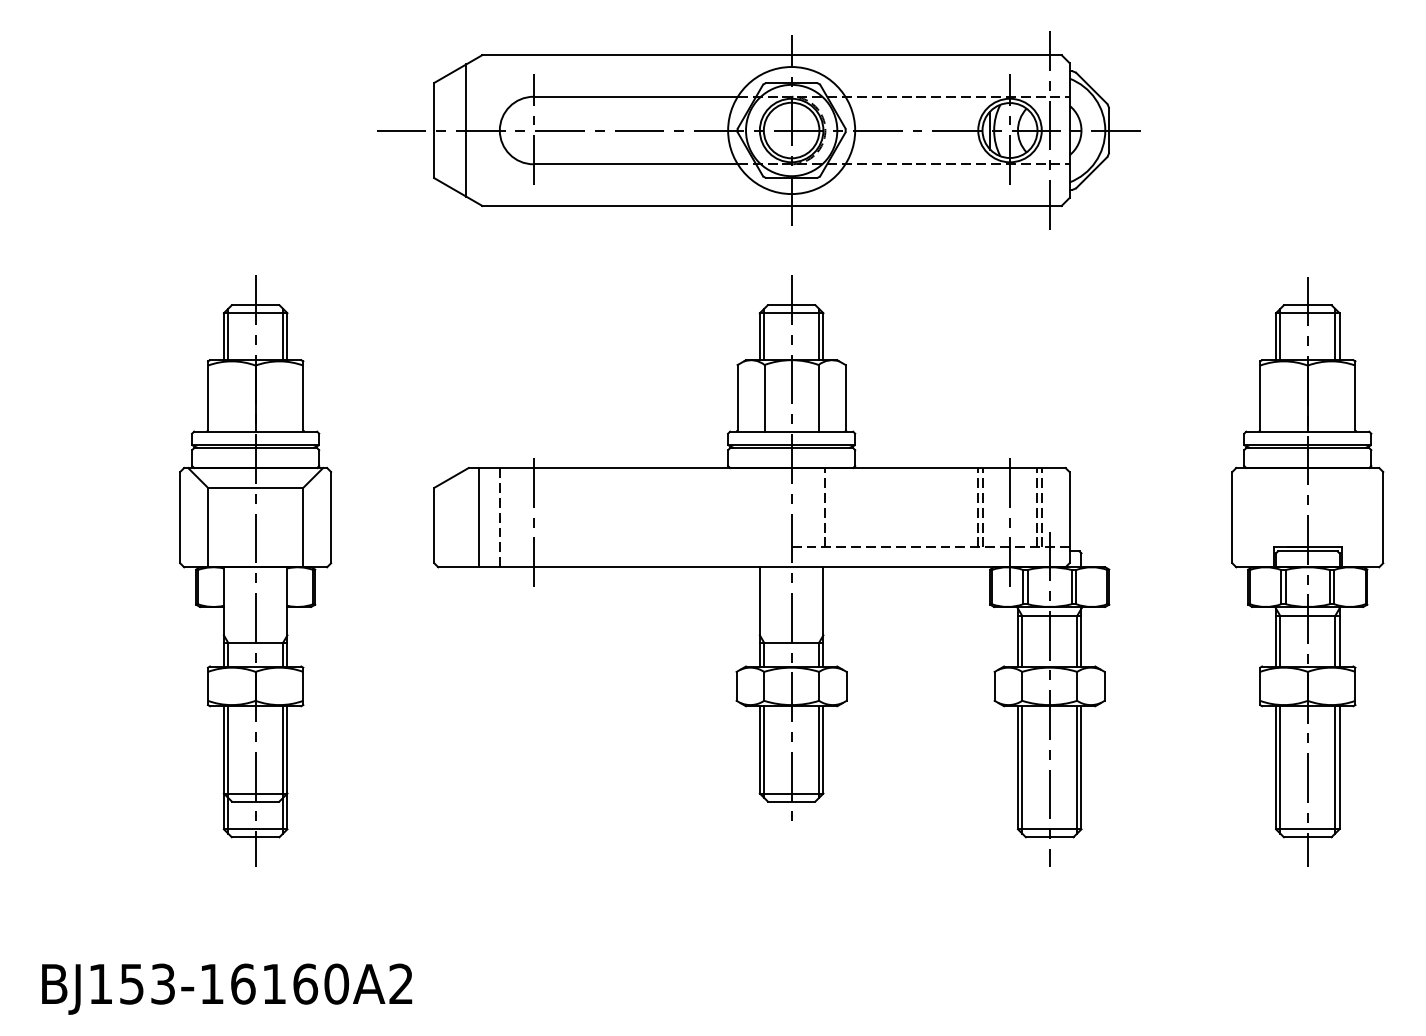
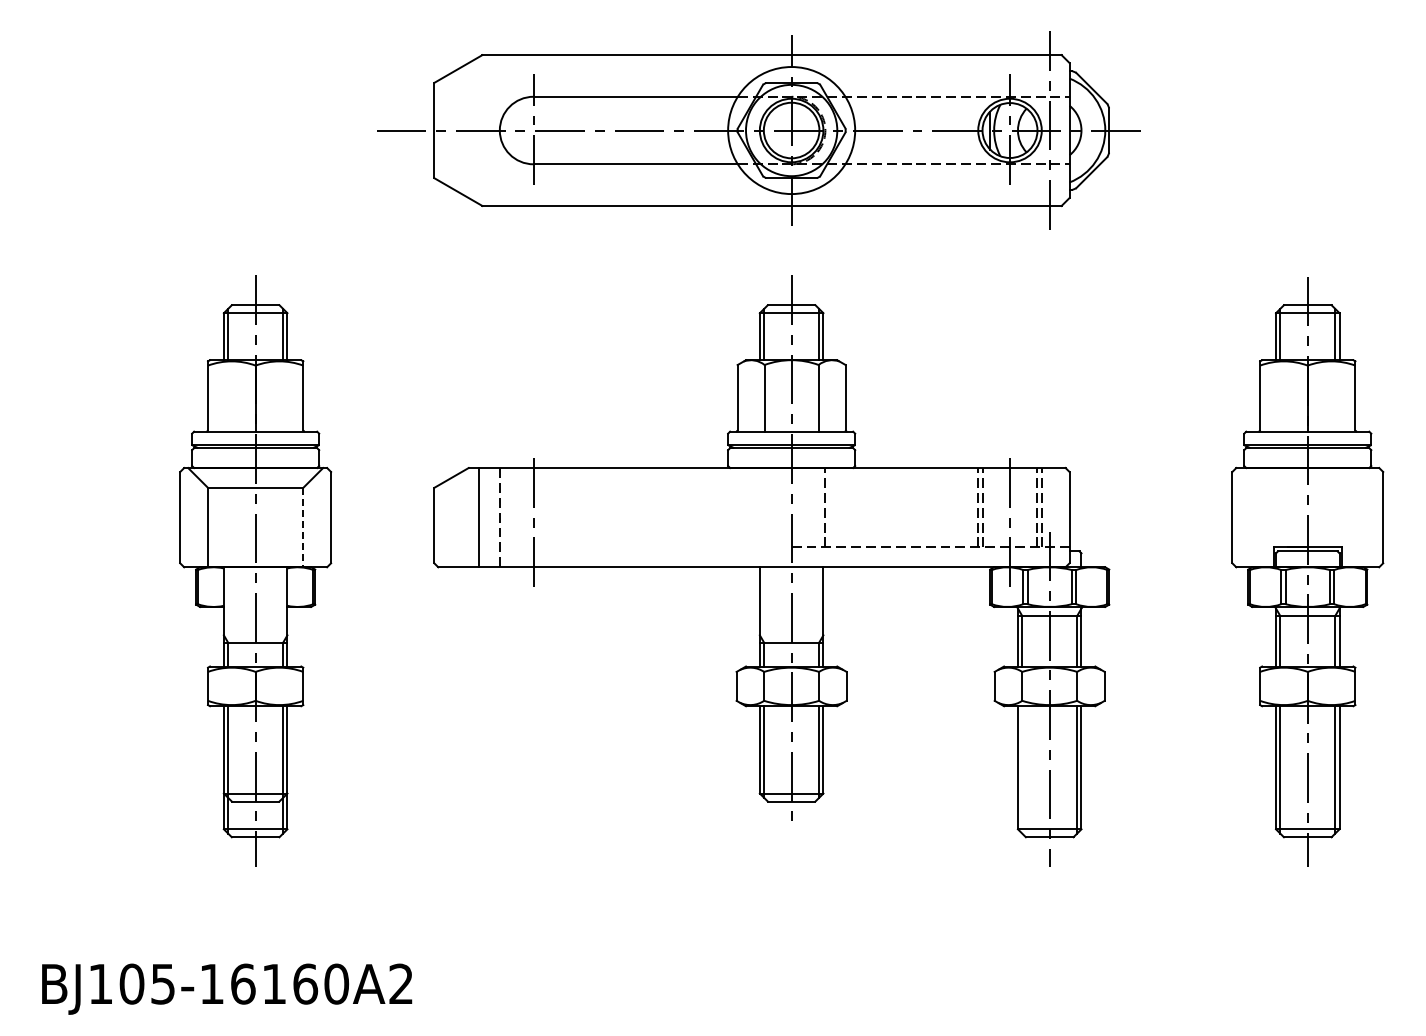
line: present -> none (466, 130)
line: solid -> dashed (303, 527)
line: present -> none (1022, 769)
text: BJ153-16160A2 -> BJ105-16160A2 (146, 983)
